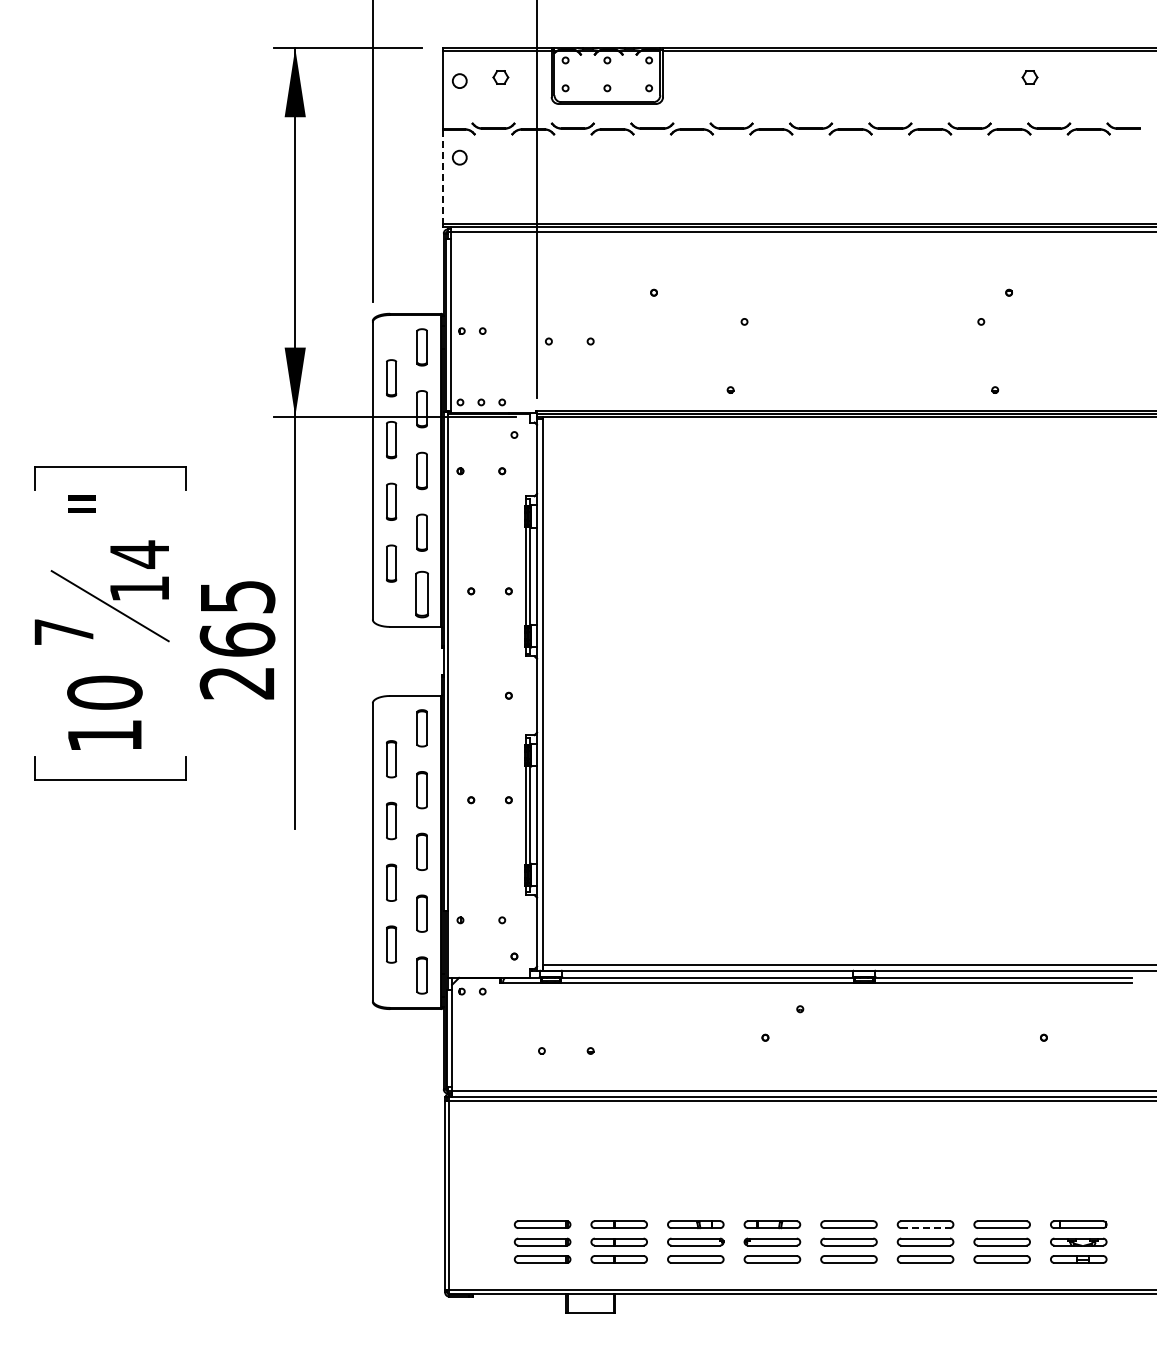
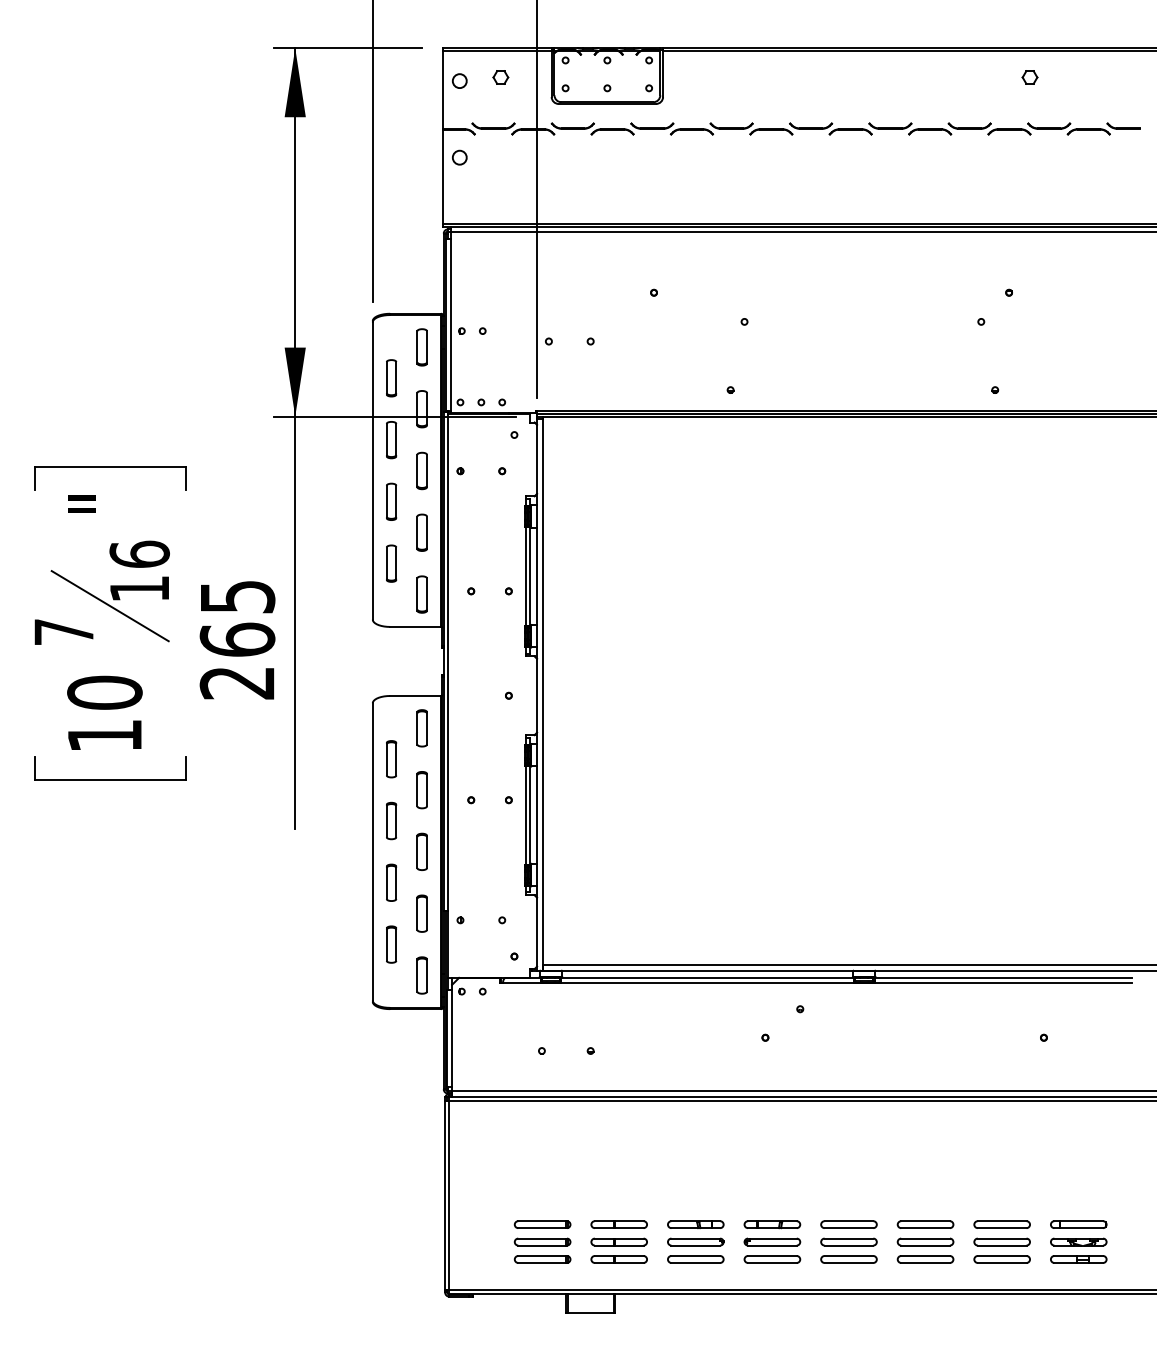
line: dashed -> solid (443, 177)
text: 14 -> 16 (139, 554)
part size: 14x48 px -> 12x39 px (421, 594)
line: dashed -> solid (926, 1228)
